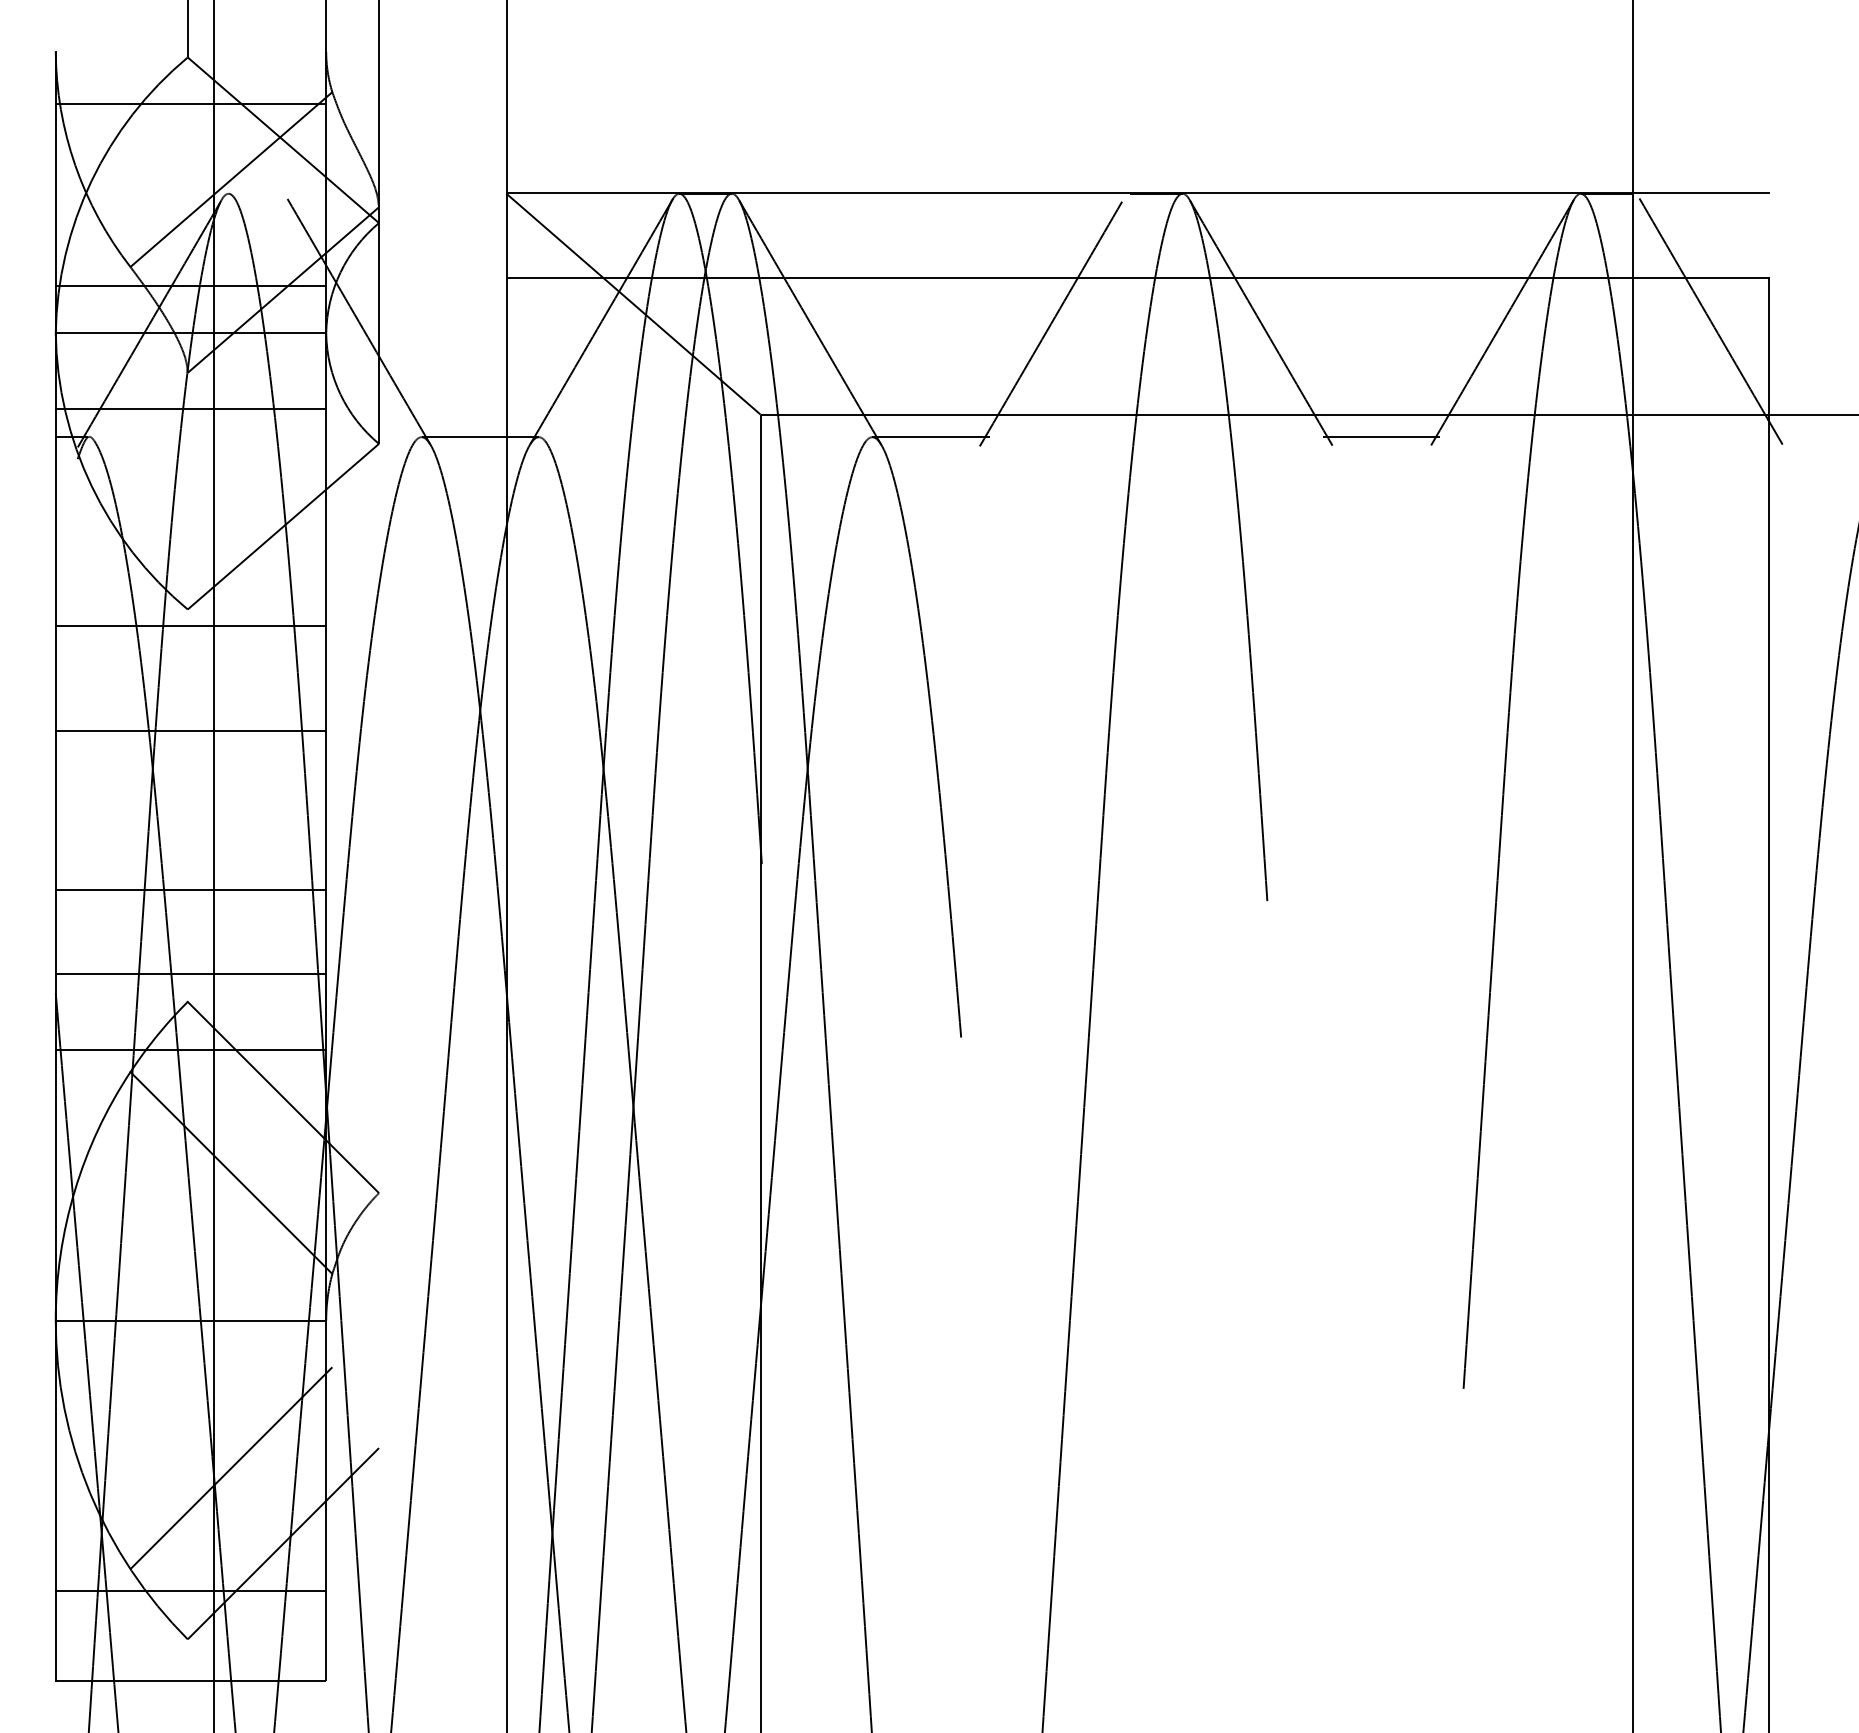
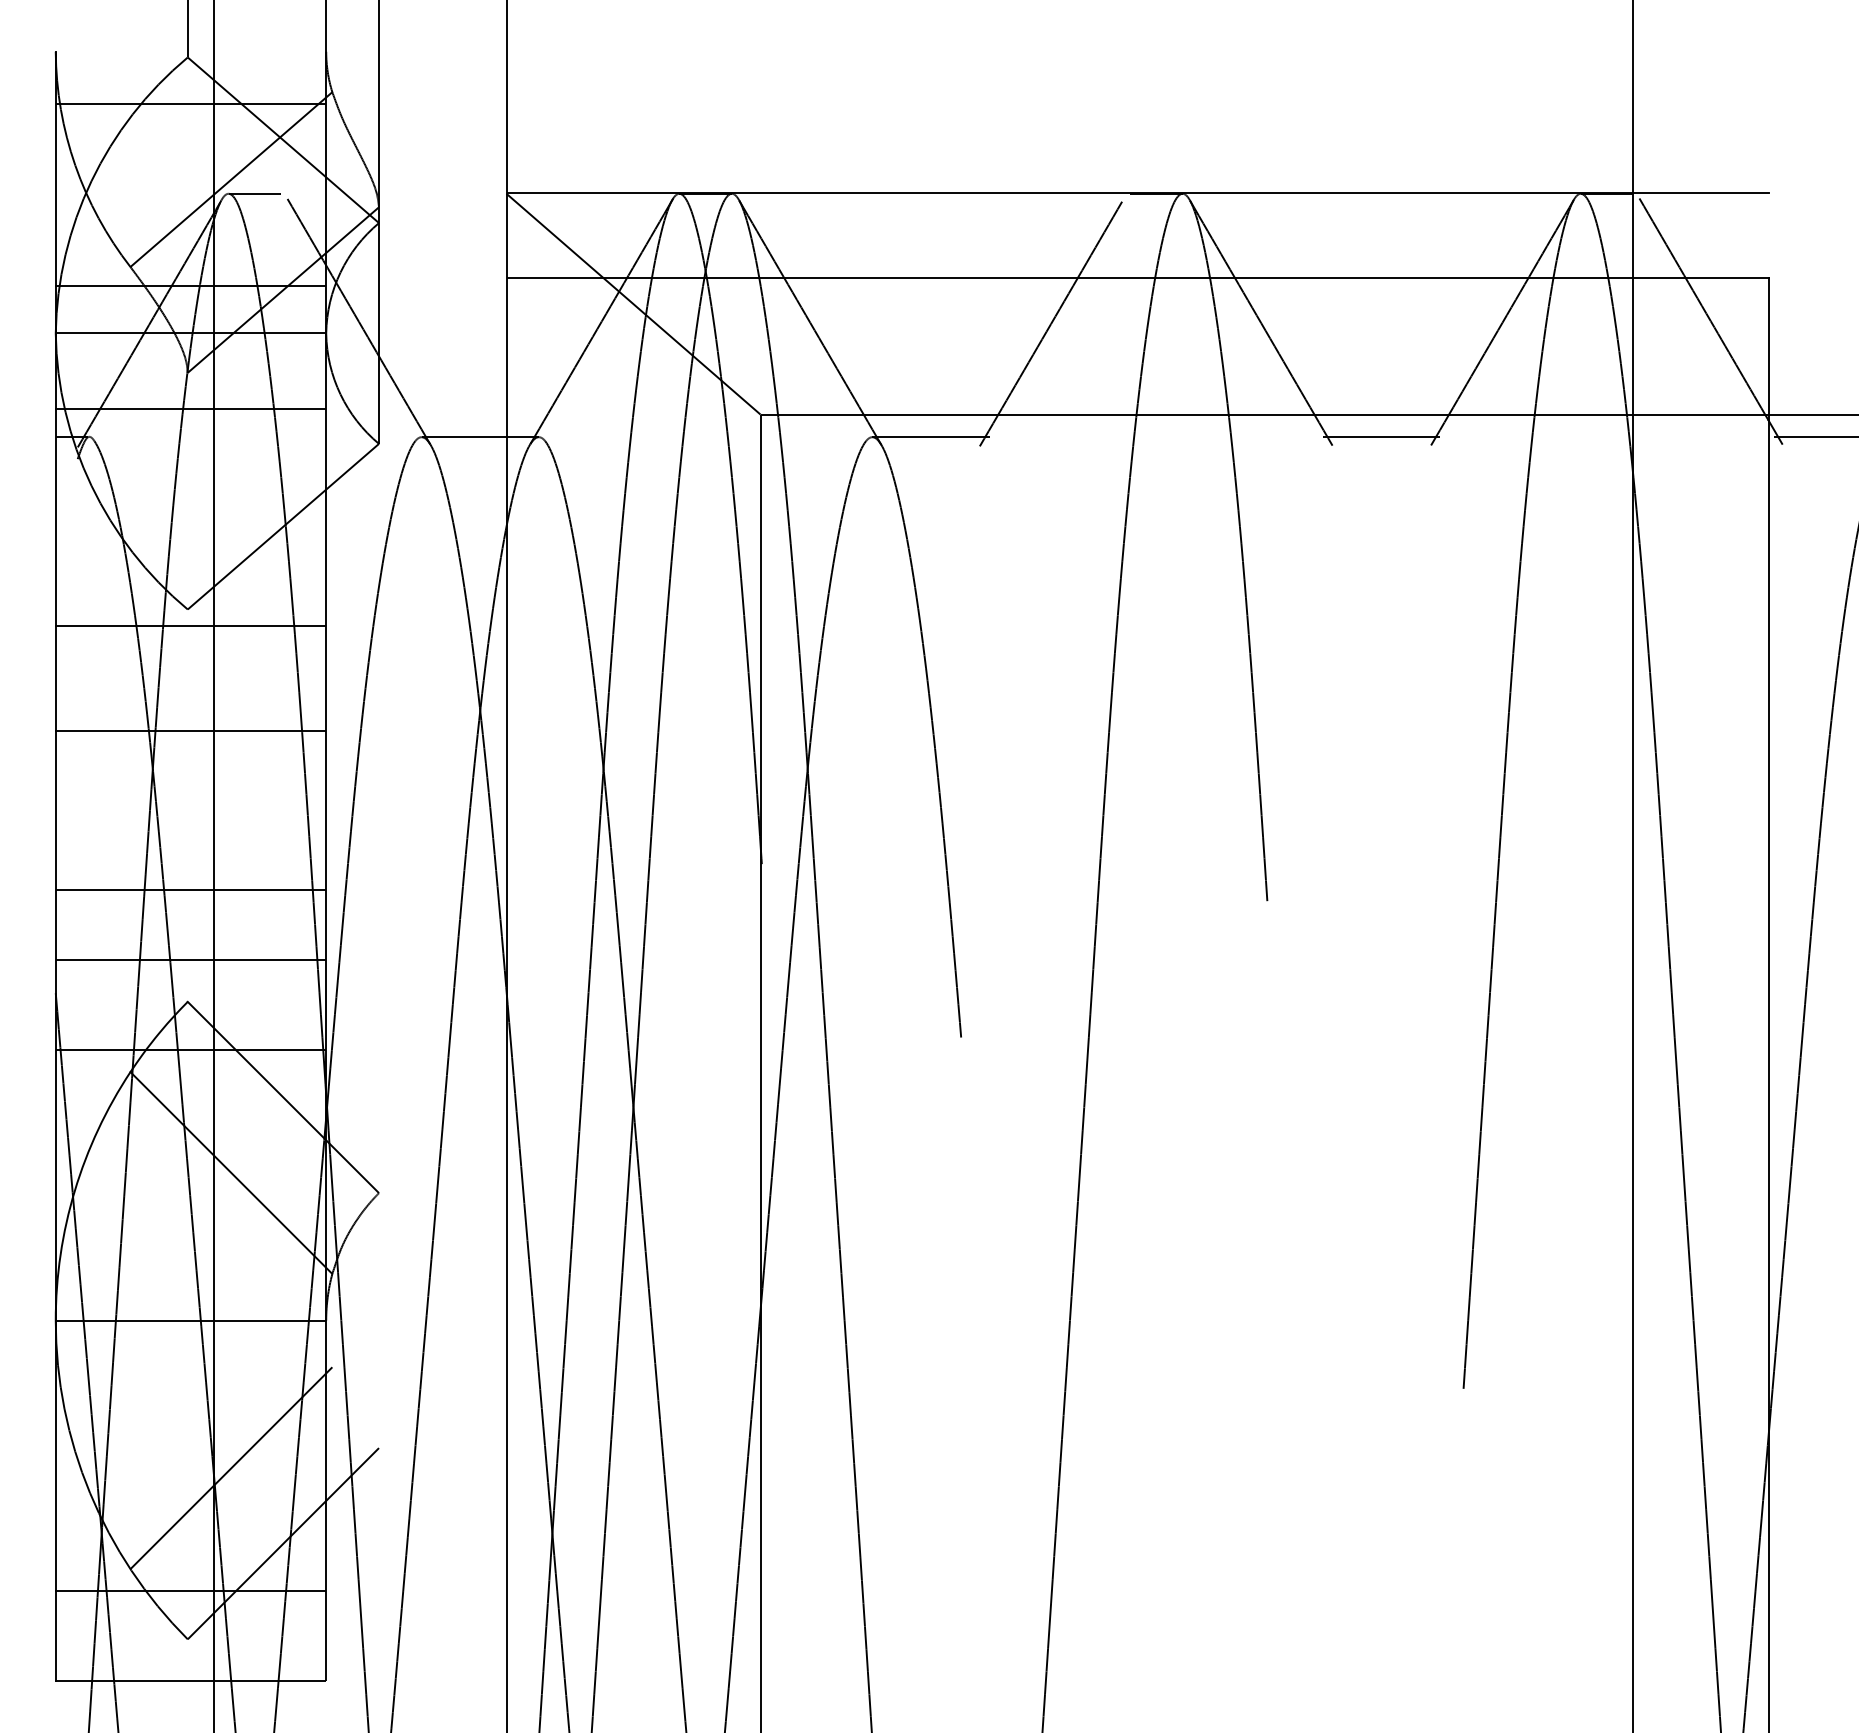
line: none -> present (254, 193)
line: none -> present (1814, 437)
line position: (190, 974) -> (190, 960) (190, 960)
